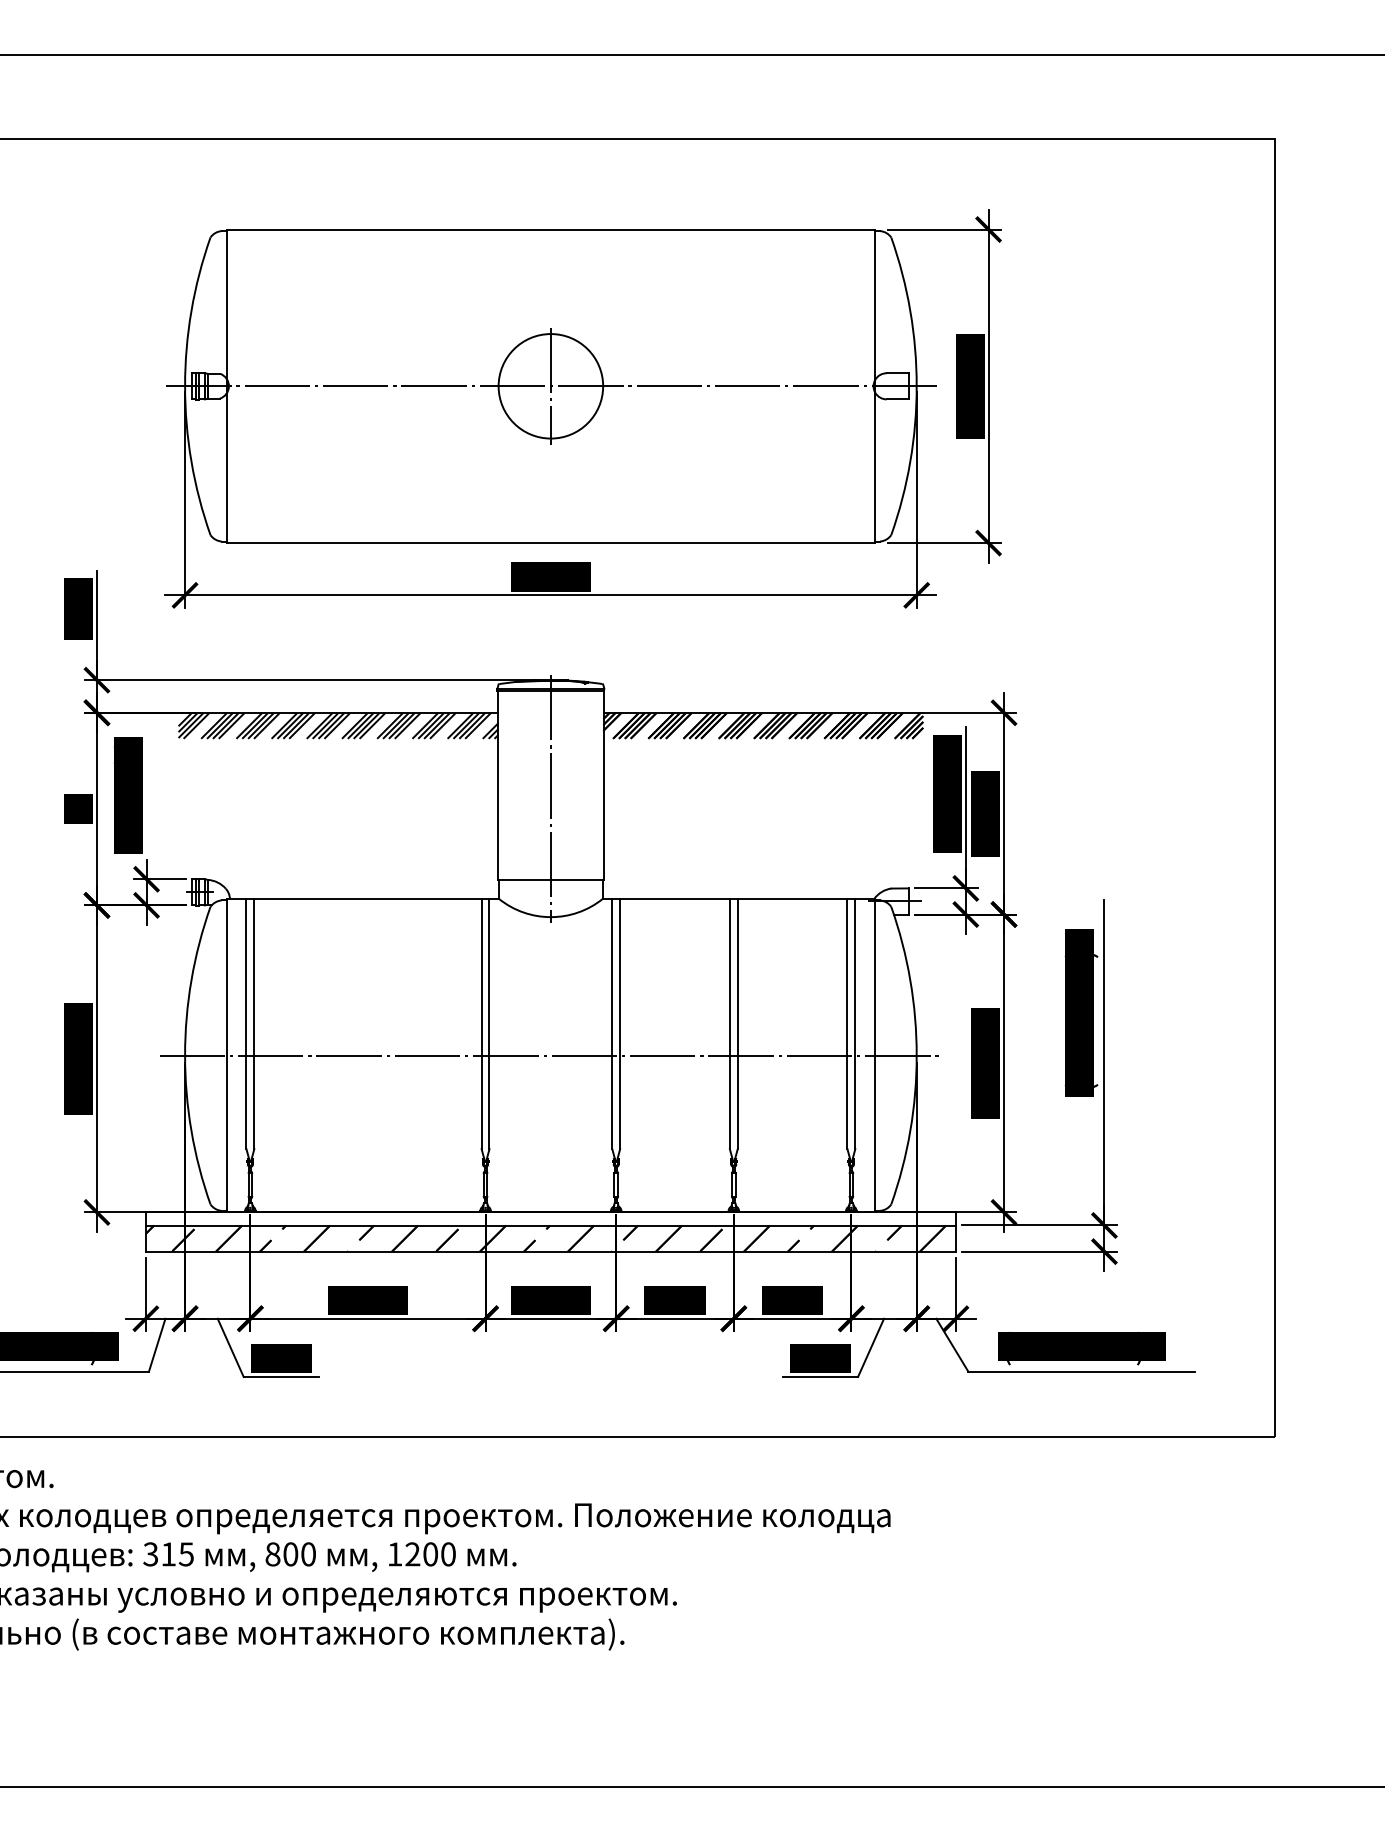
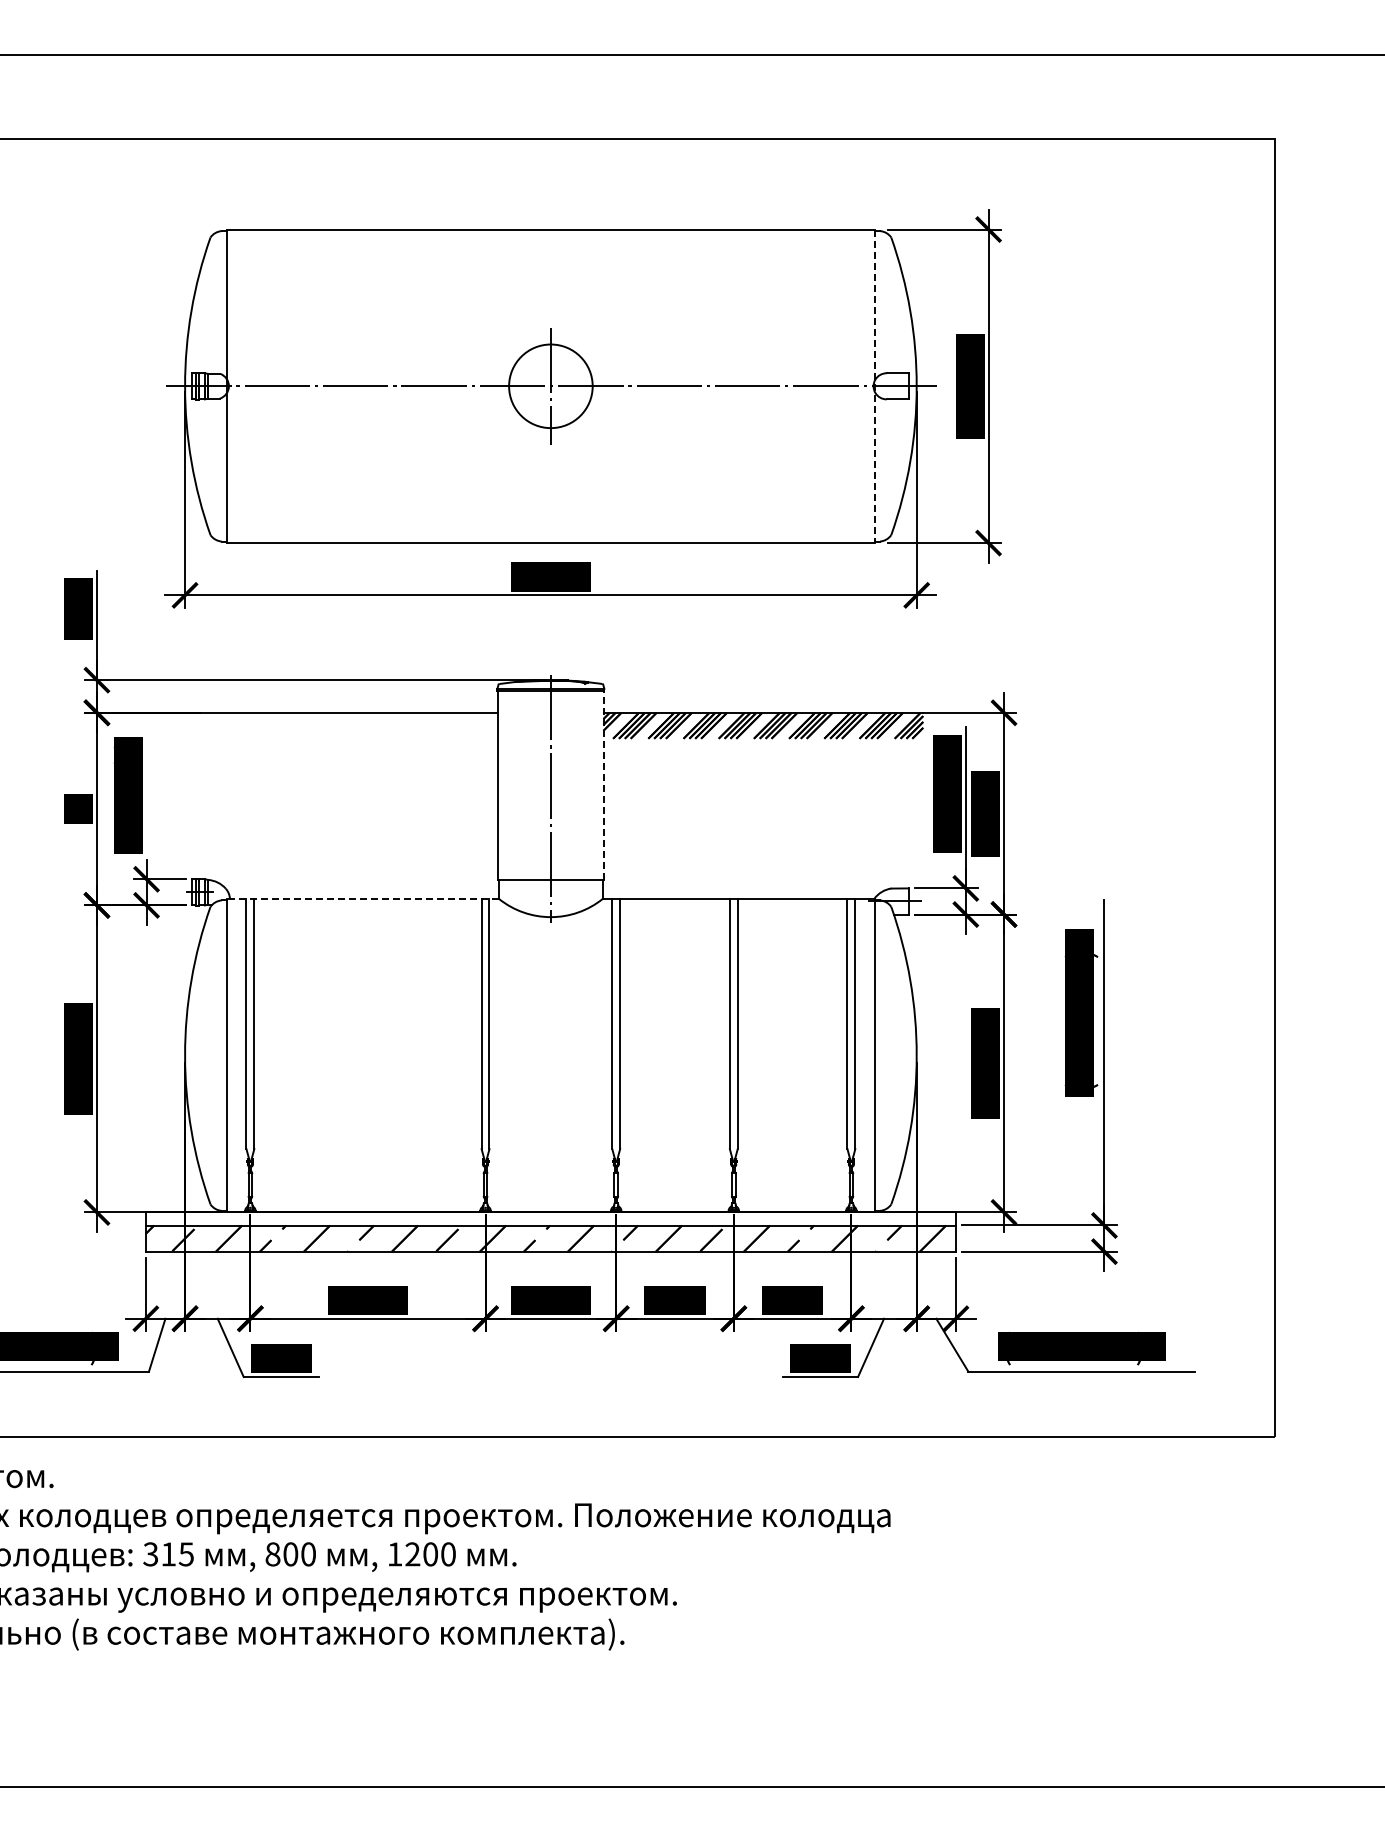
circle diameter: 105 px -> 84 px (550, 386)
line: solid -> dashed (874, 386)
hatch: present -> none (338, 725)
line: solid -> dashed (603, 785)
line: solid -> dashed (362, 898)
line: present -> none (551, 1055)
